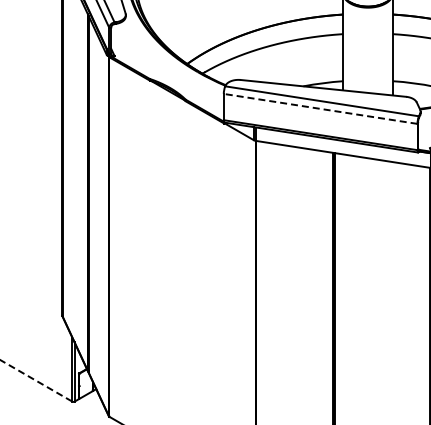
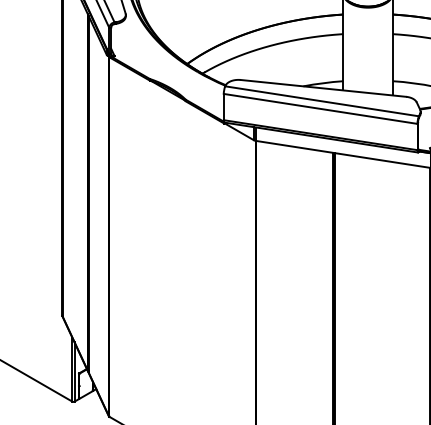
line: dashed -> solid (320, 108)
line: dashed -> solid (36, 380)
